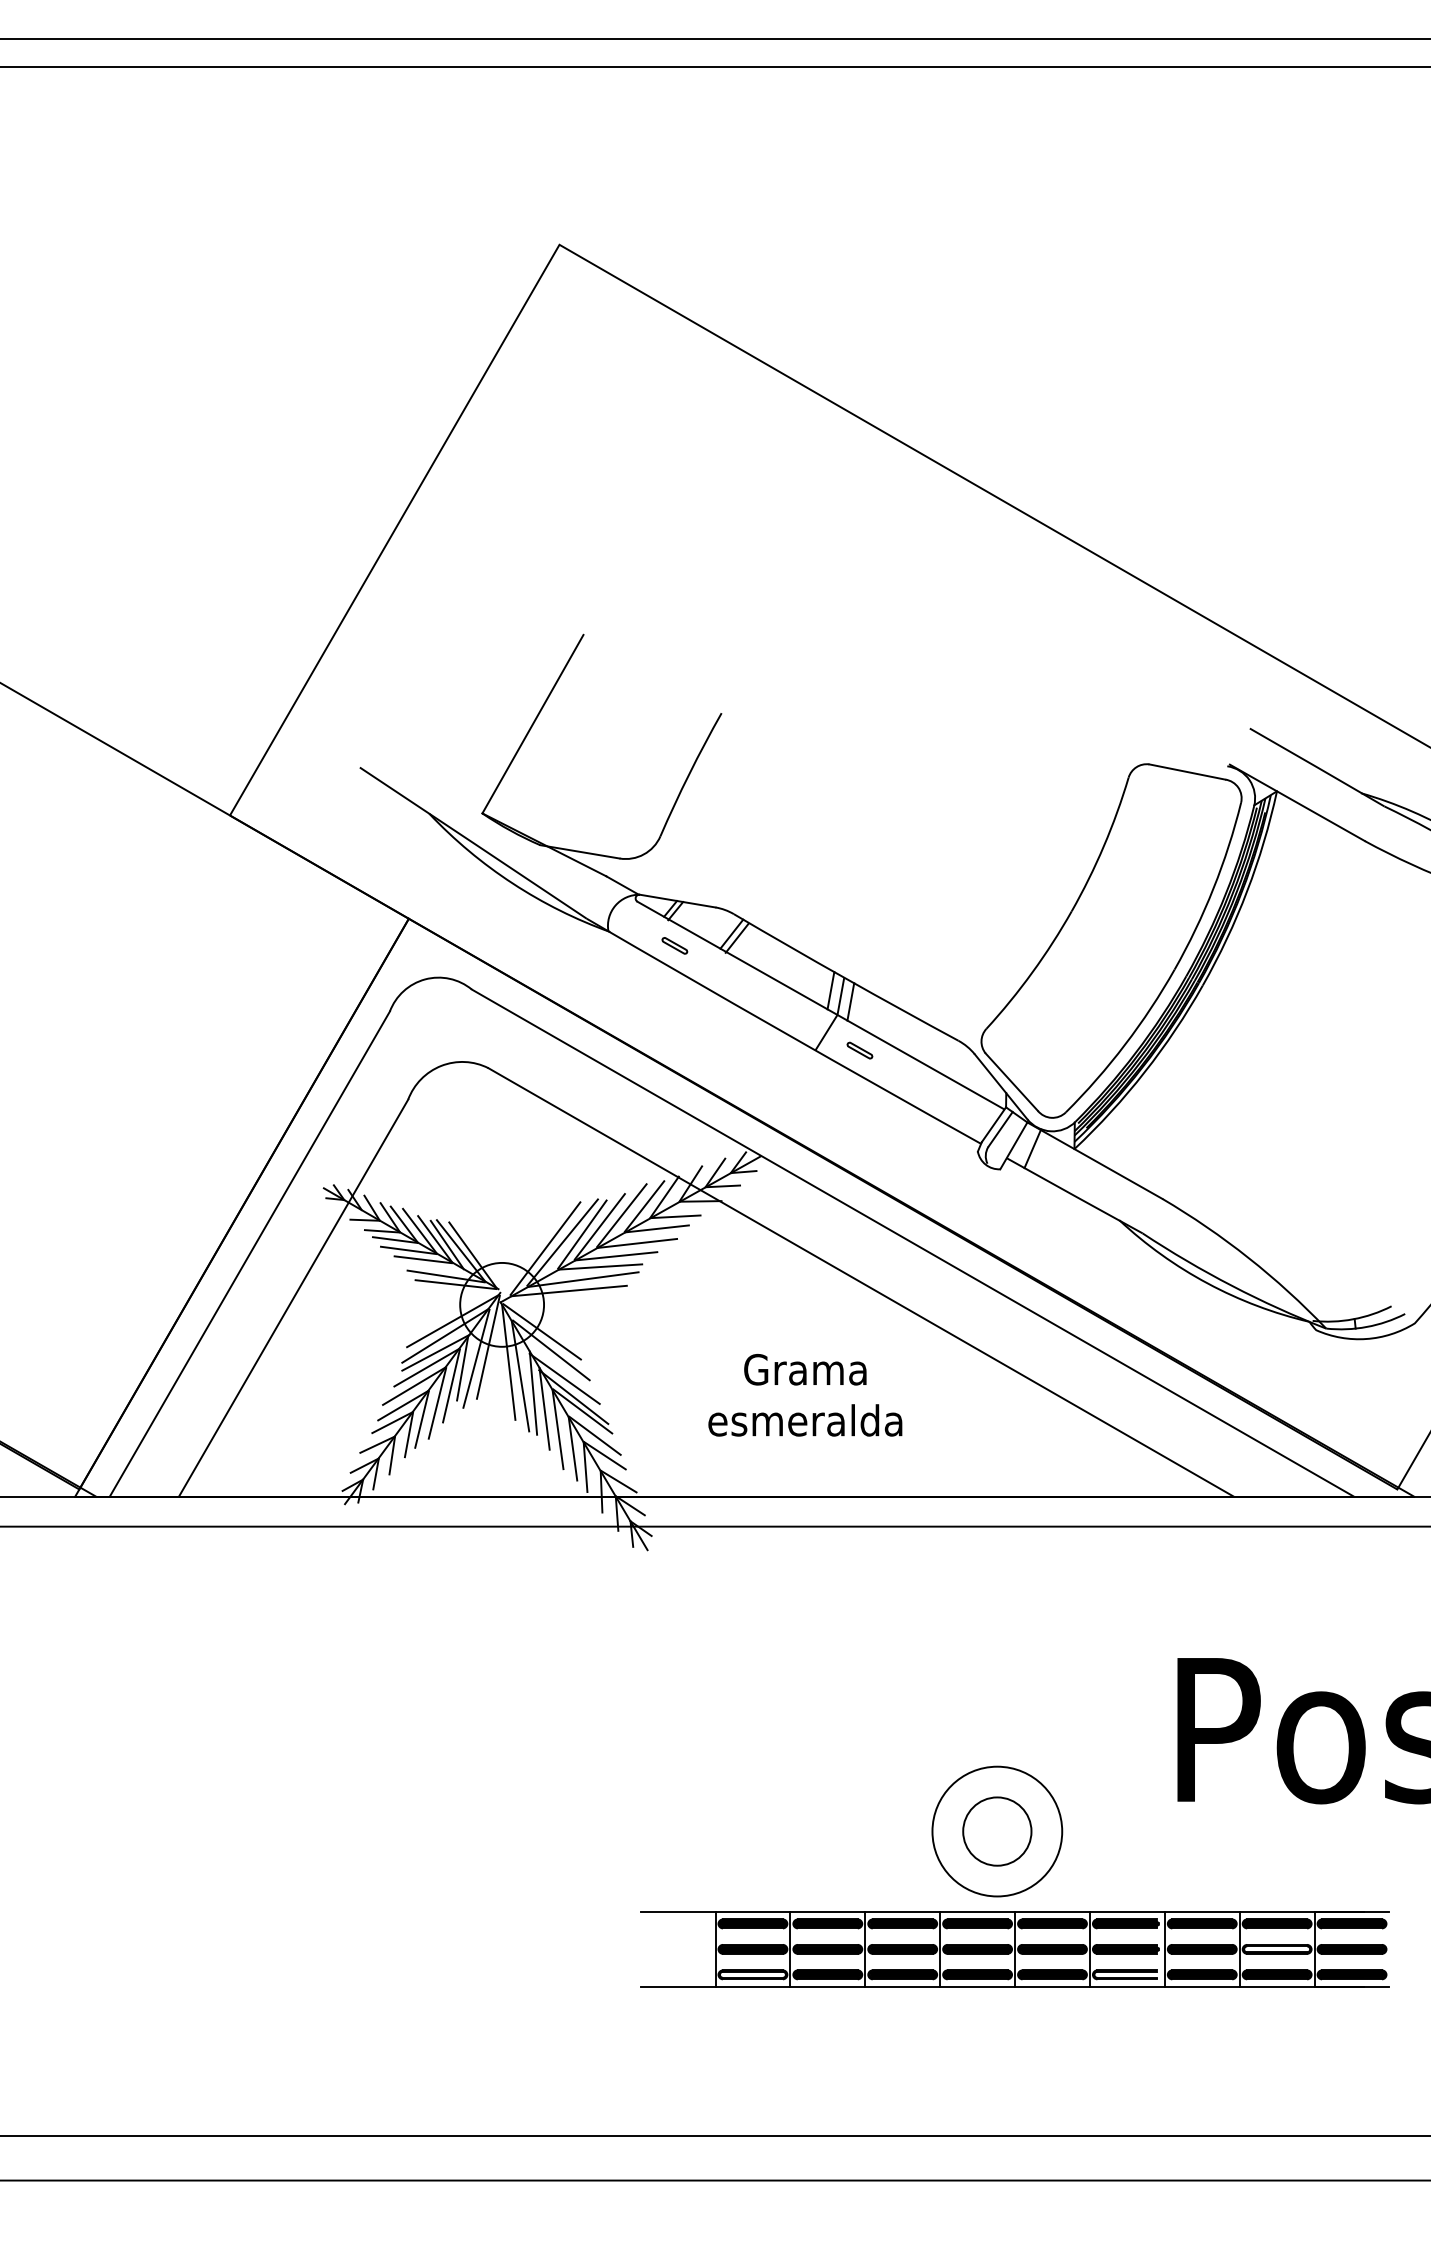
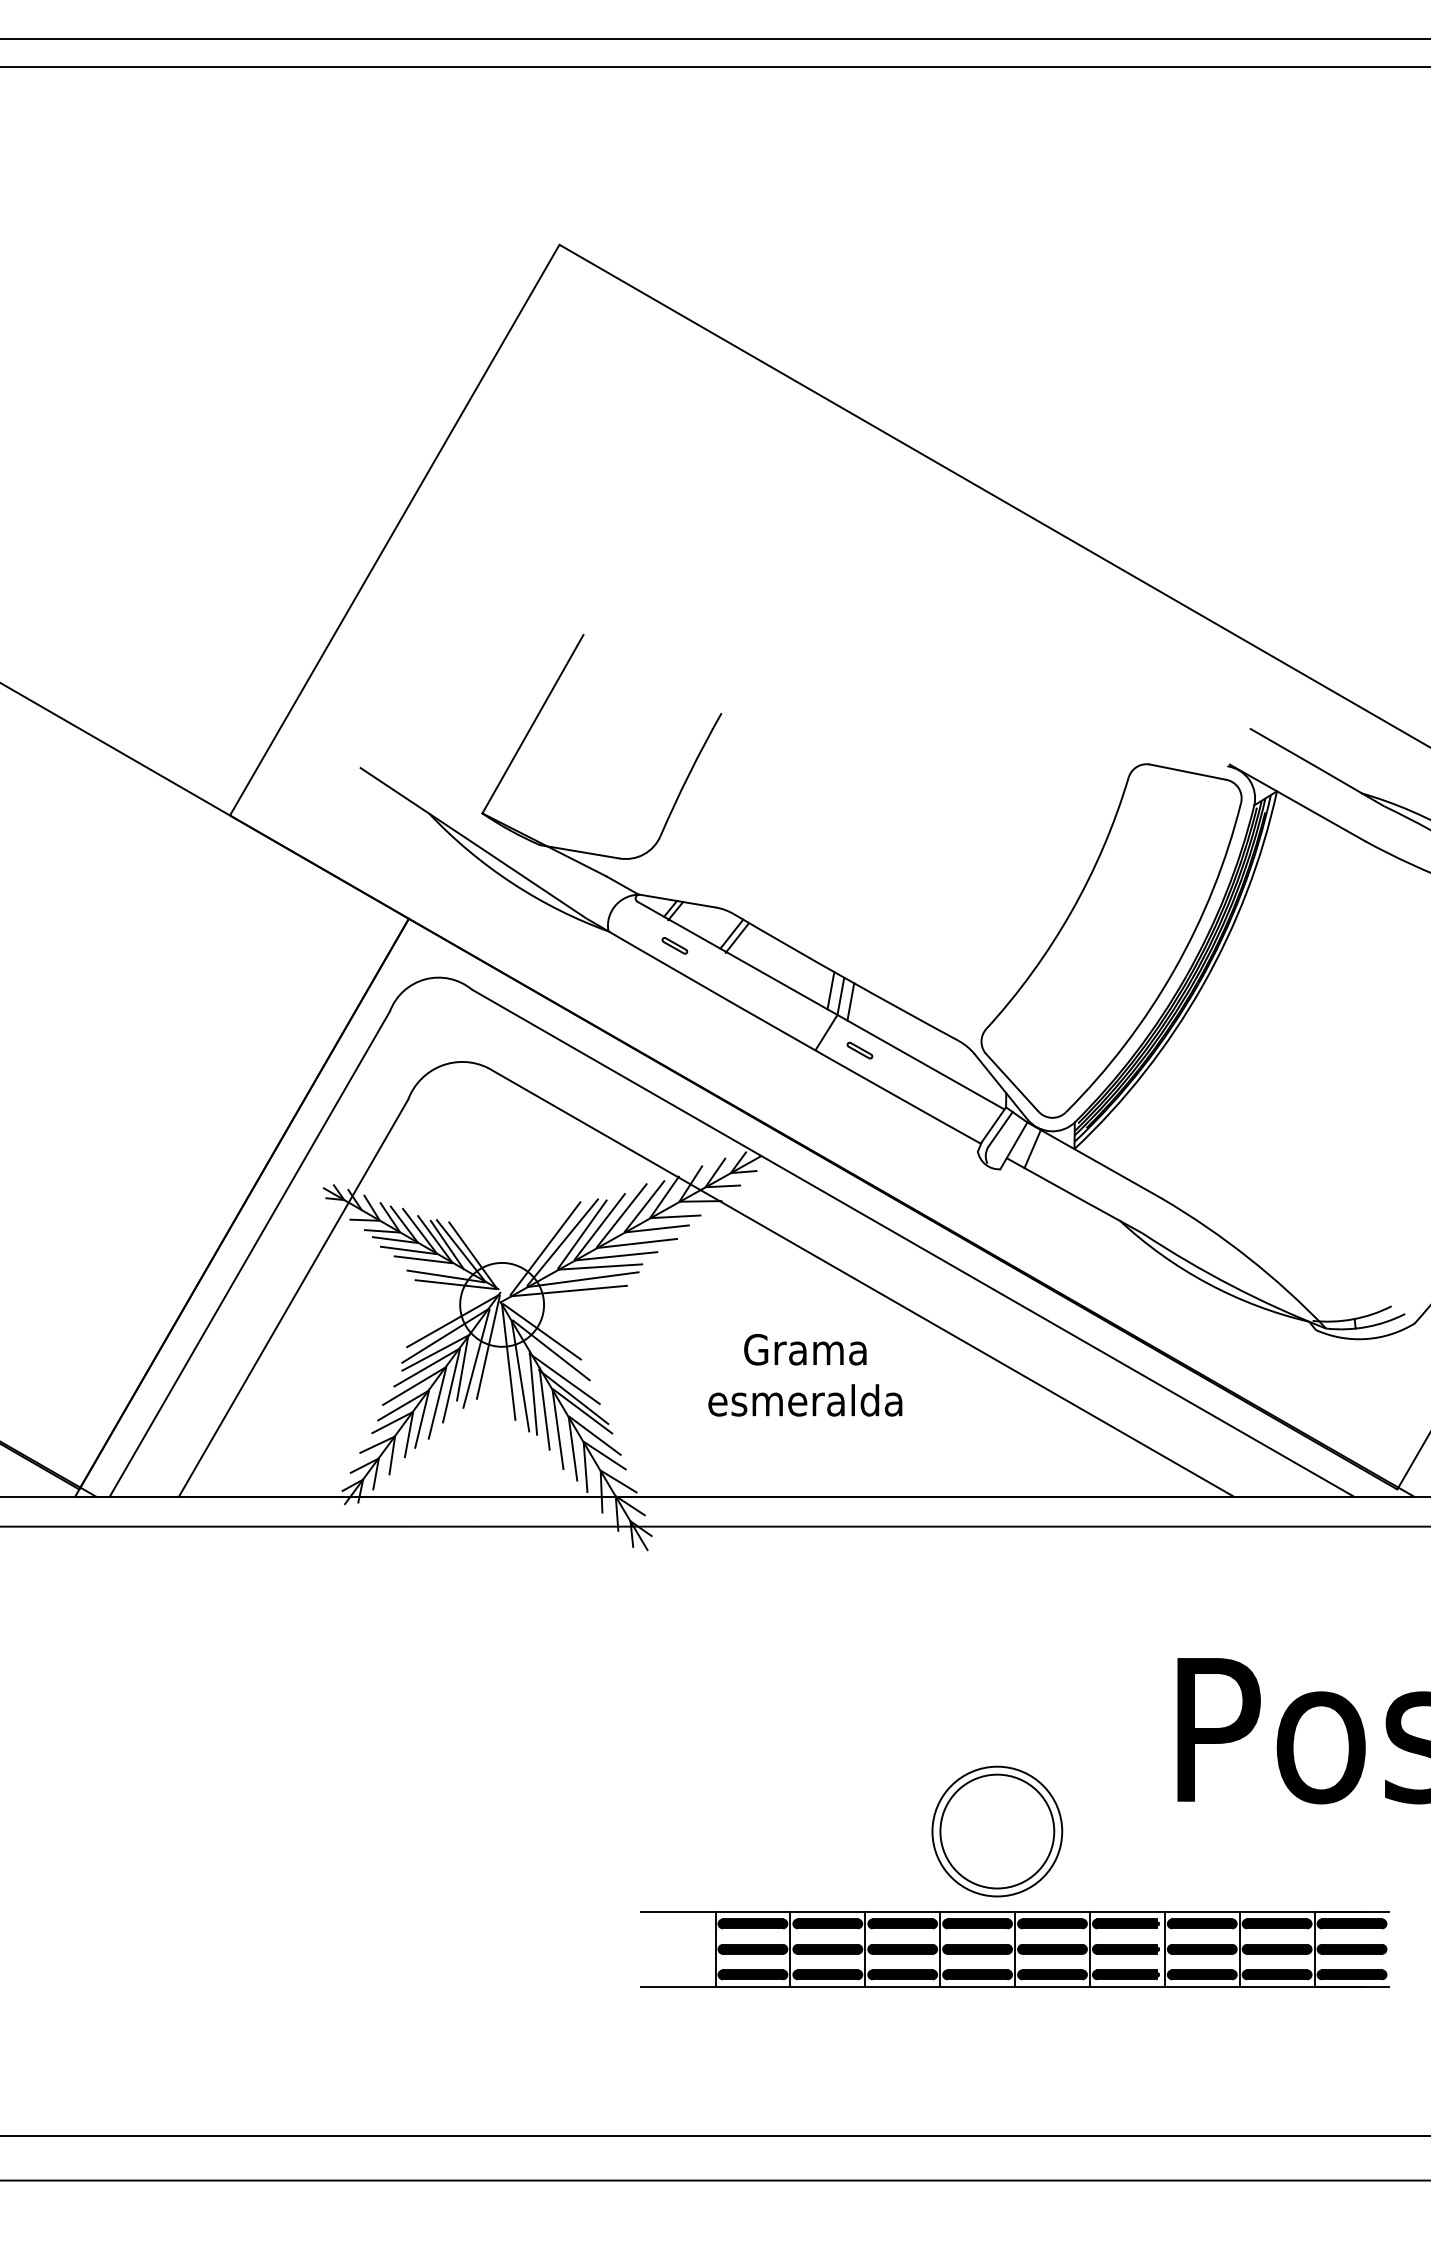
text position: (805, 1395) -> (805, 1375) (805, 1375)
circle diameter: 68 px -> 114 px (997, 1831)
fill: none -> present (1276, 1949)
fill: none -> present (752, 1974)
fill: none -> present (1126, 1974)
